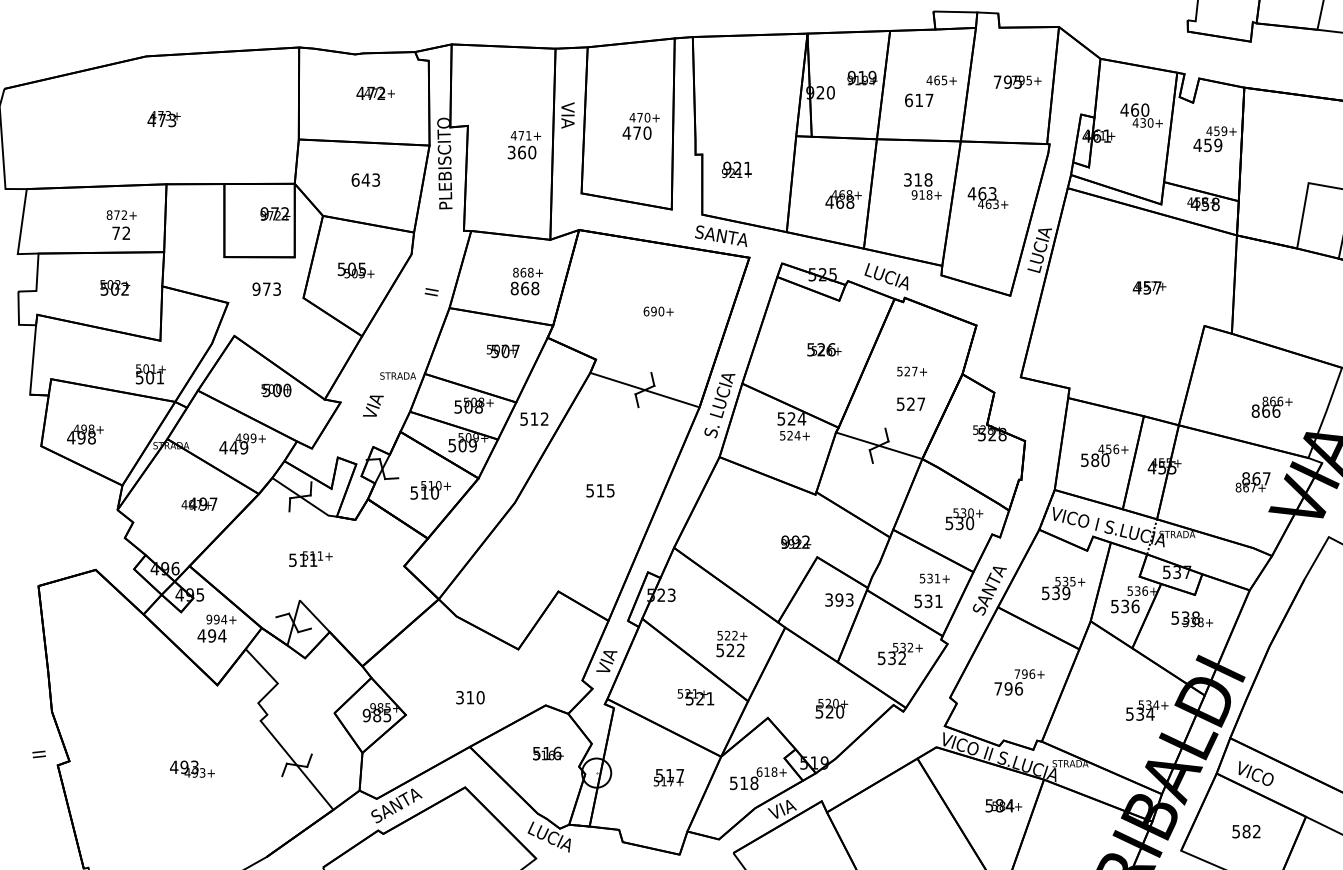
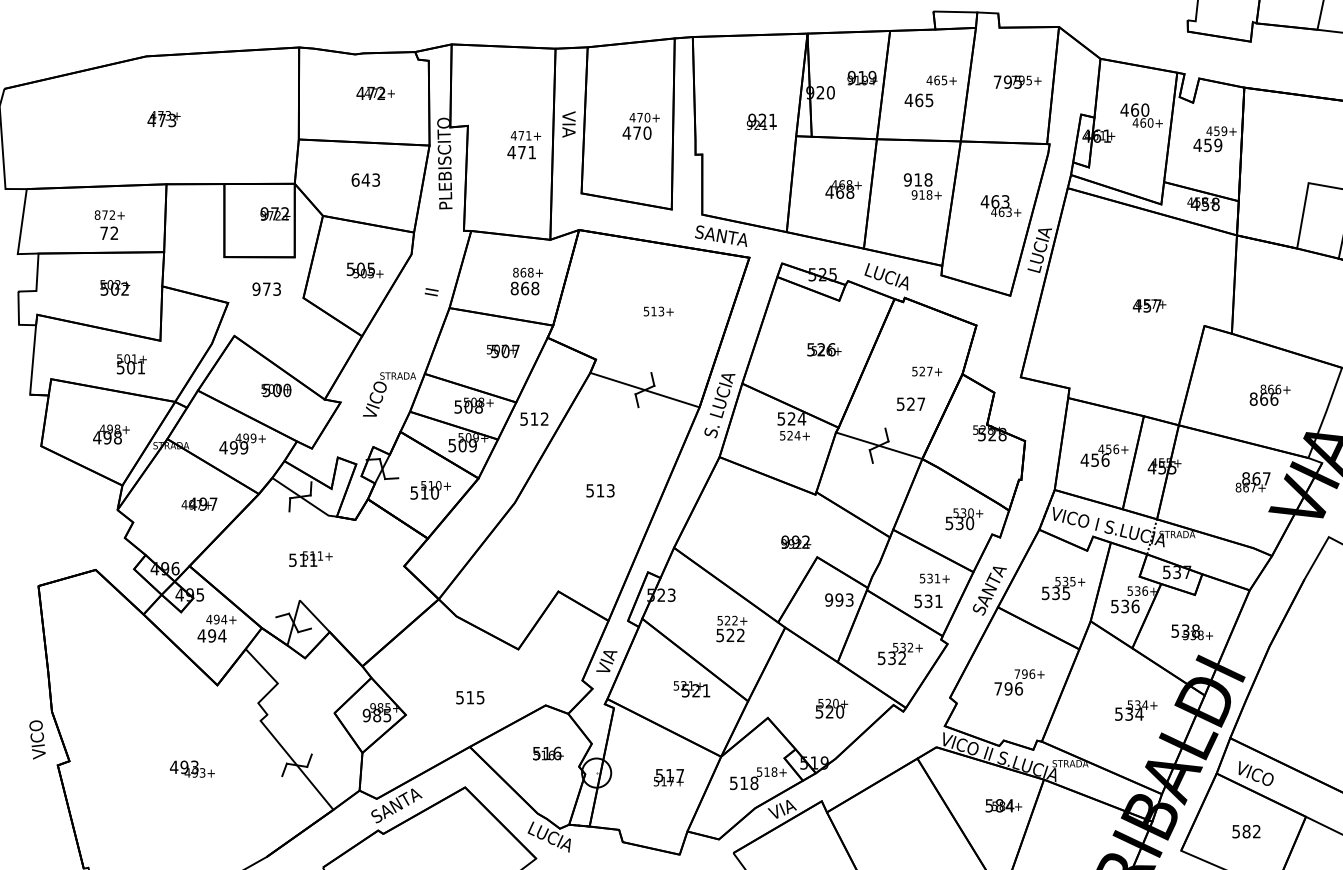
text: 617 -> 465 (918, 100)
text position: (567, 115) -> (568, 124) (568, 124)
text: 430+ -> 460+ (1143, 122)
text: 360 -> 471 (521, 152)
text position: (736, 169) -> (761, 121) (761, 121)
text: 318 -> 918 (907, 179)
text position: (987, 197) -> (1000, 205) (1000, 205)
text position: (843, 199) -> (843, 189) (843, 189)
text position: (121, 224) -> (109, 224) (109, 224)
text position: (355, 270) -> (364, 270) (364, 270)
text position: (1149, 287) -> (1149, 305) (1149, 305)
text: 690+ -> 513+ (653, 311)
text position: (912, 371) -> (927, 371) (927, 371)
text position: (150, 374) -> (131, 364) (131, 364)
text: VIA -> VICO (377, 393)
text position: (1271, 406) -> (1269, 394) (1269, 394)
text position: (85, 434) -> (111, 434) (111, 434)
text: 449 -> 499 (233, 447)
text: 580 -> 456 (1094, 459)
text: 515 -> 513 (610, 490)
text: 539 -> 535 (1066, 592)
text: 393 -> 993 (829, 599)
text: 994+ -> 494+ (209, 619)
text position: (1191, 619) -> (1191, 632) (1191, 632)
text position: (731, 643) -> (731, 628) (731, 628)
text: 310 -> 515 (470, 697)
text position: (695, 697) -> (691, 689) (691, 689)
text position: (1147, 710) -> (1136, 710) (1136, 710)
text: II -> VICO (37, 739)
text: 618+ -> 518+ (759, 771)
